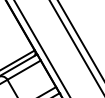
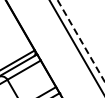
line: solid -> dashed (81, 41)
line: present -> none (41, 48)
